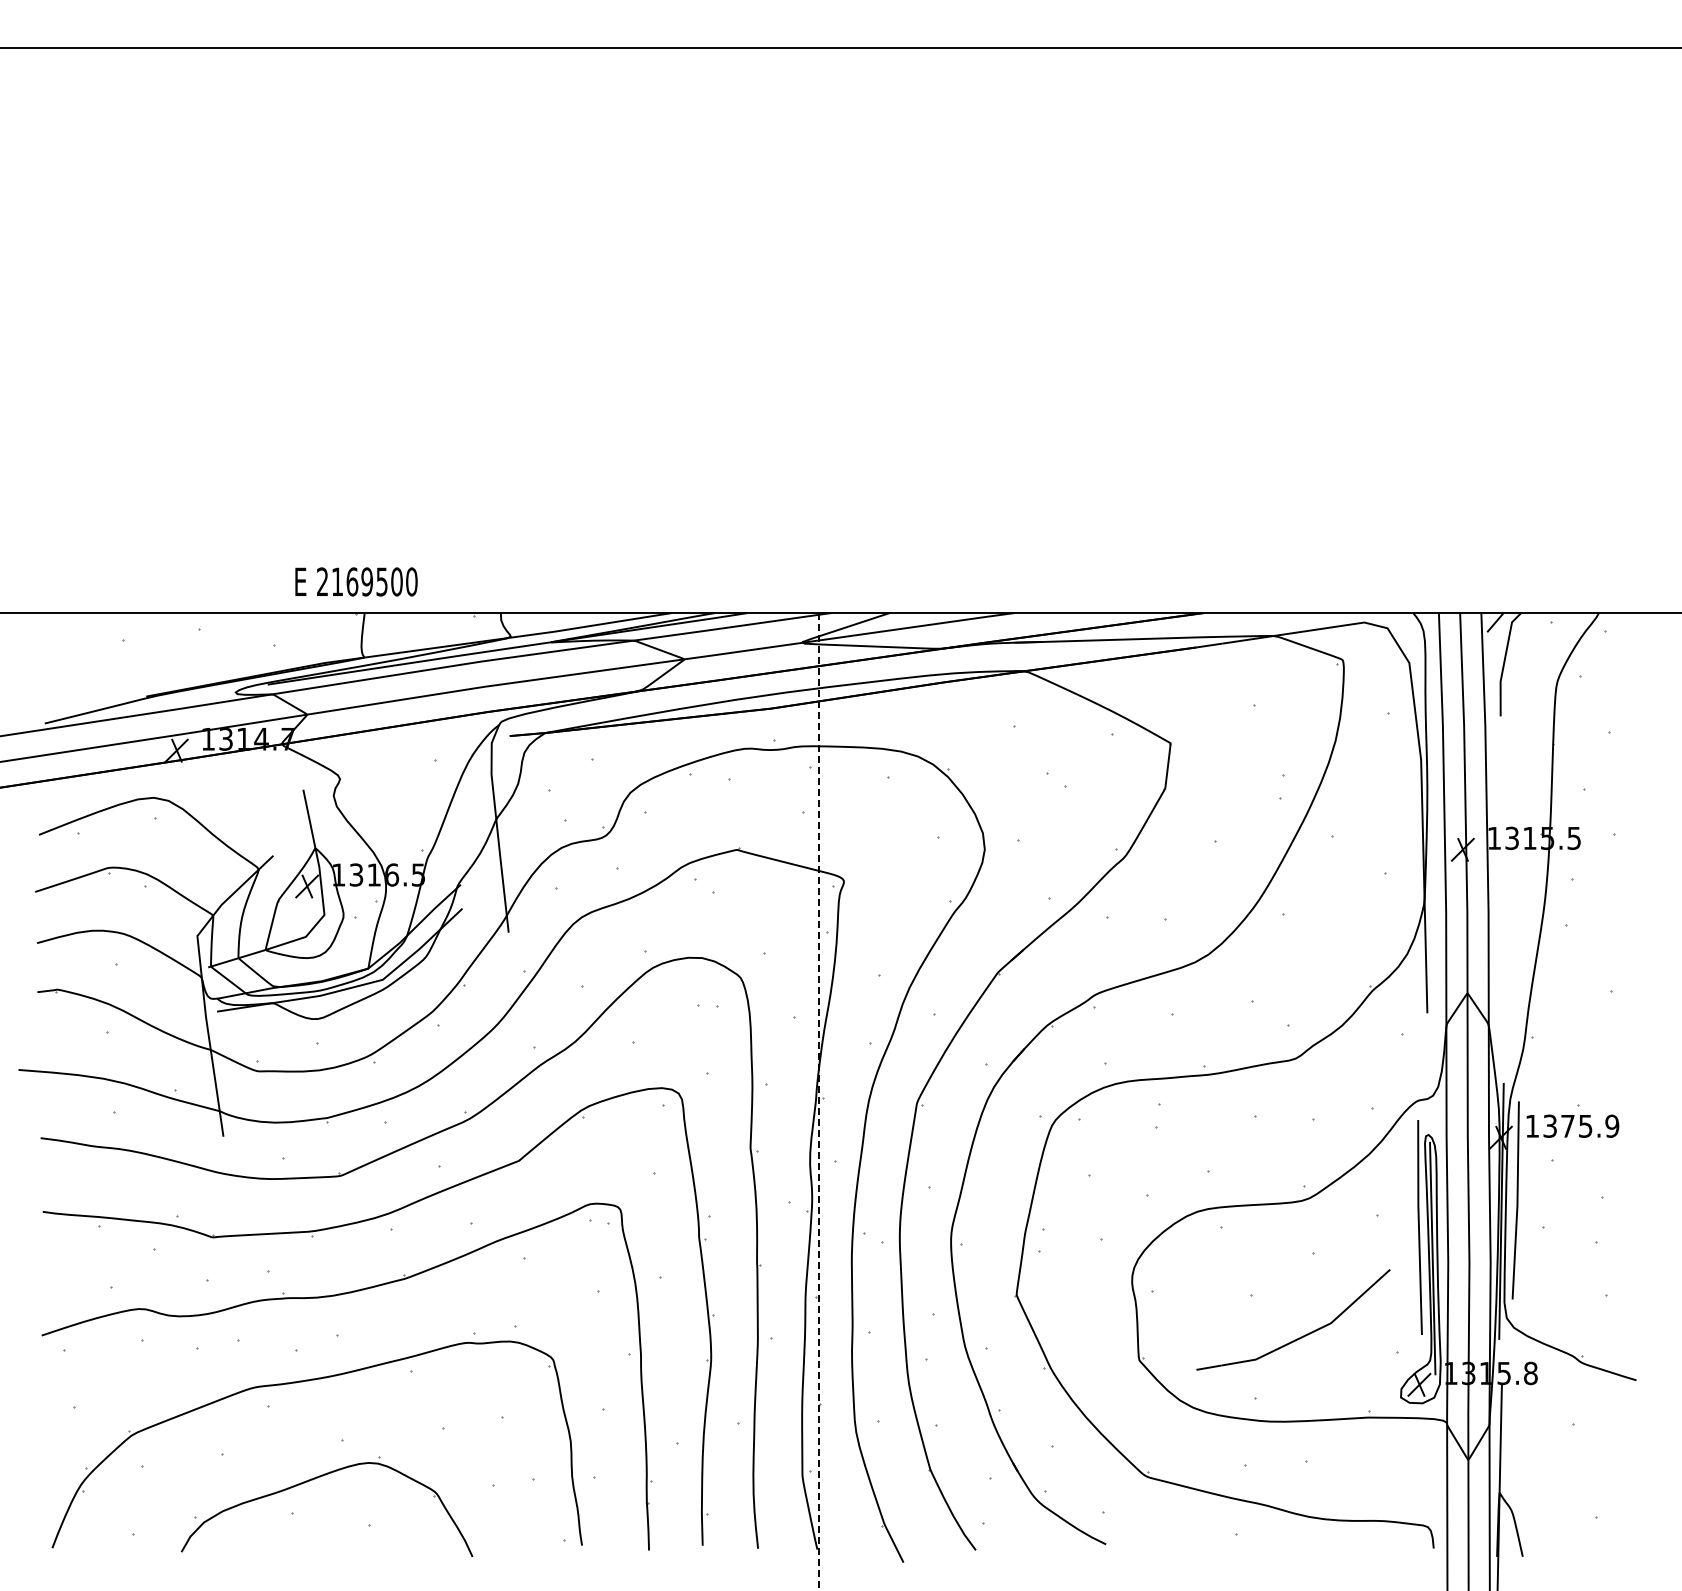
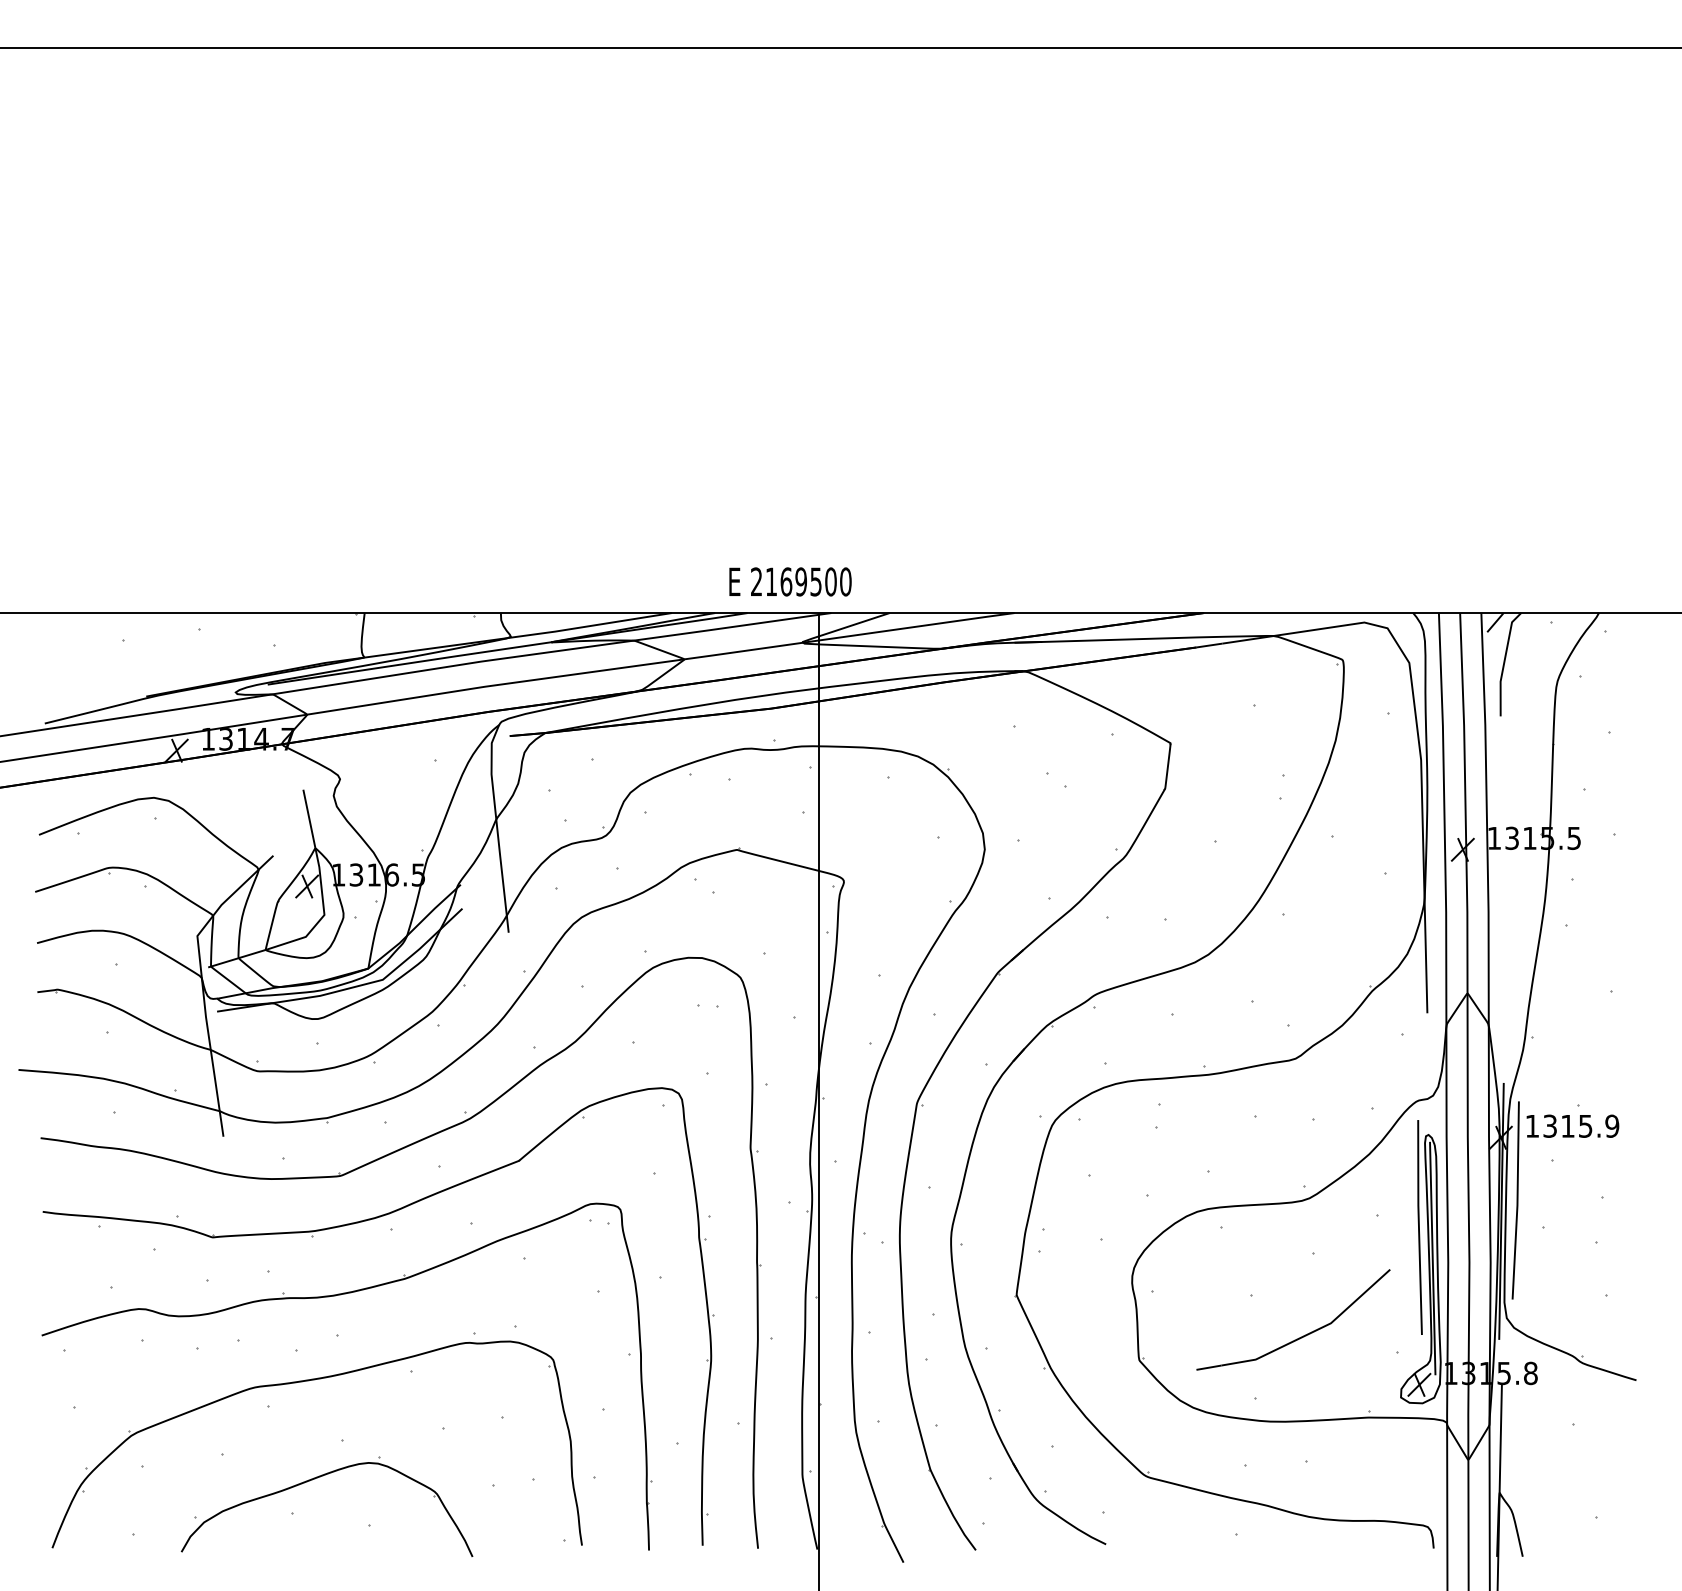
text position: (356, 581) -> (790, 581) (790, 581)
line: dashed -> solid (819, 1101)
text: 1375.9 -> 1315.9 (1567, 1126)
